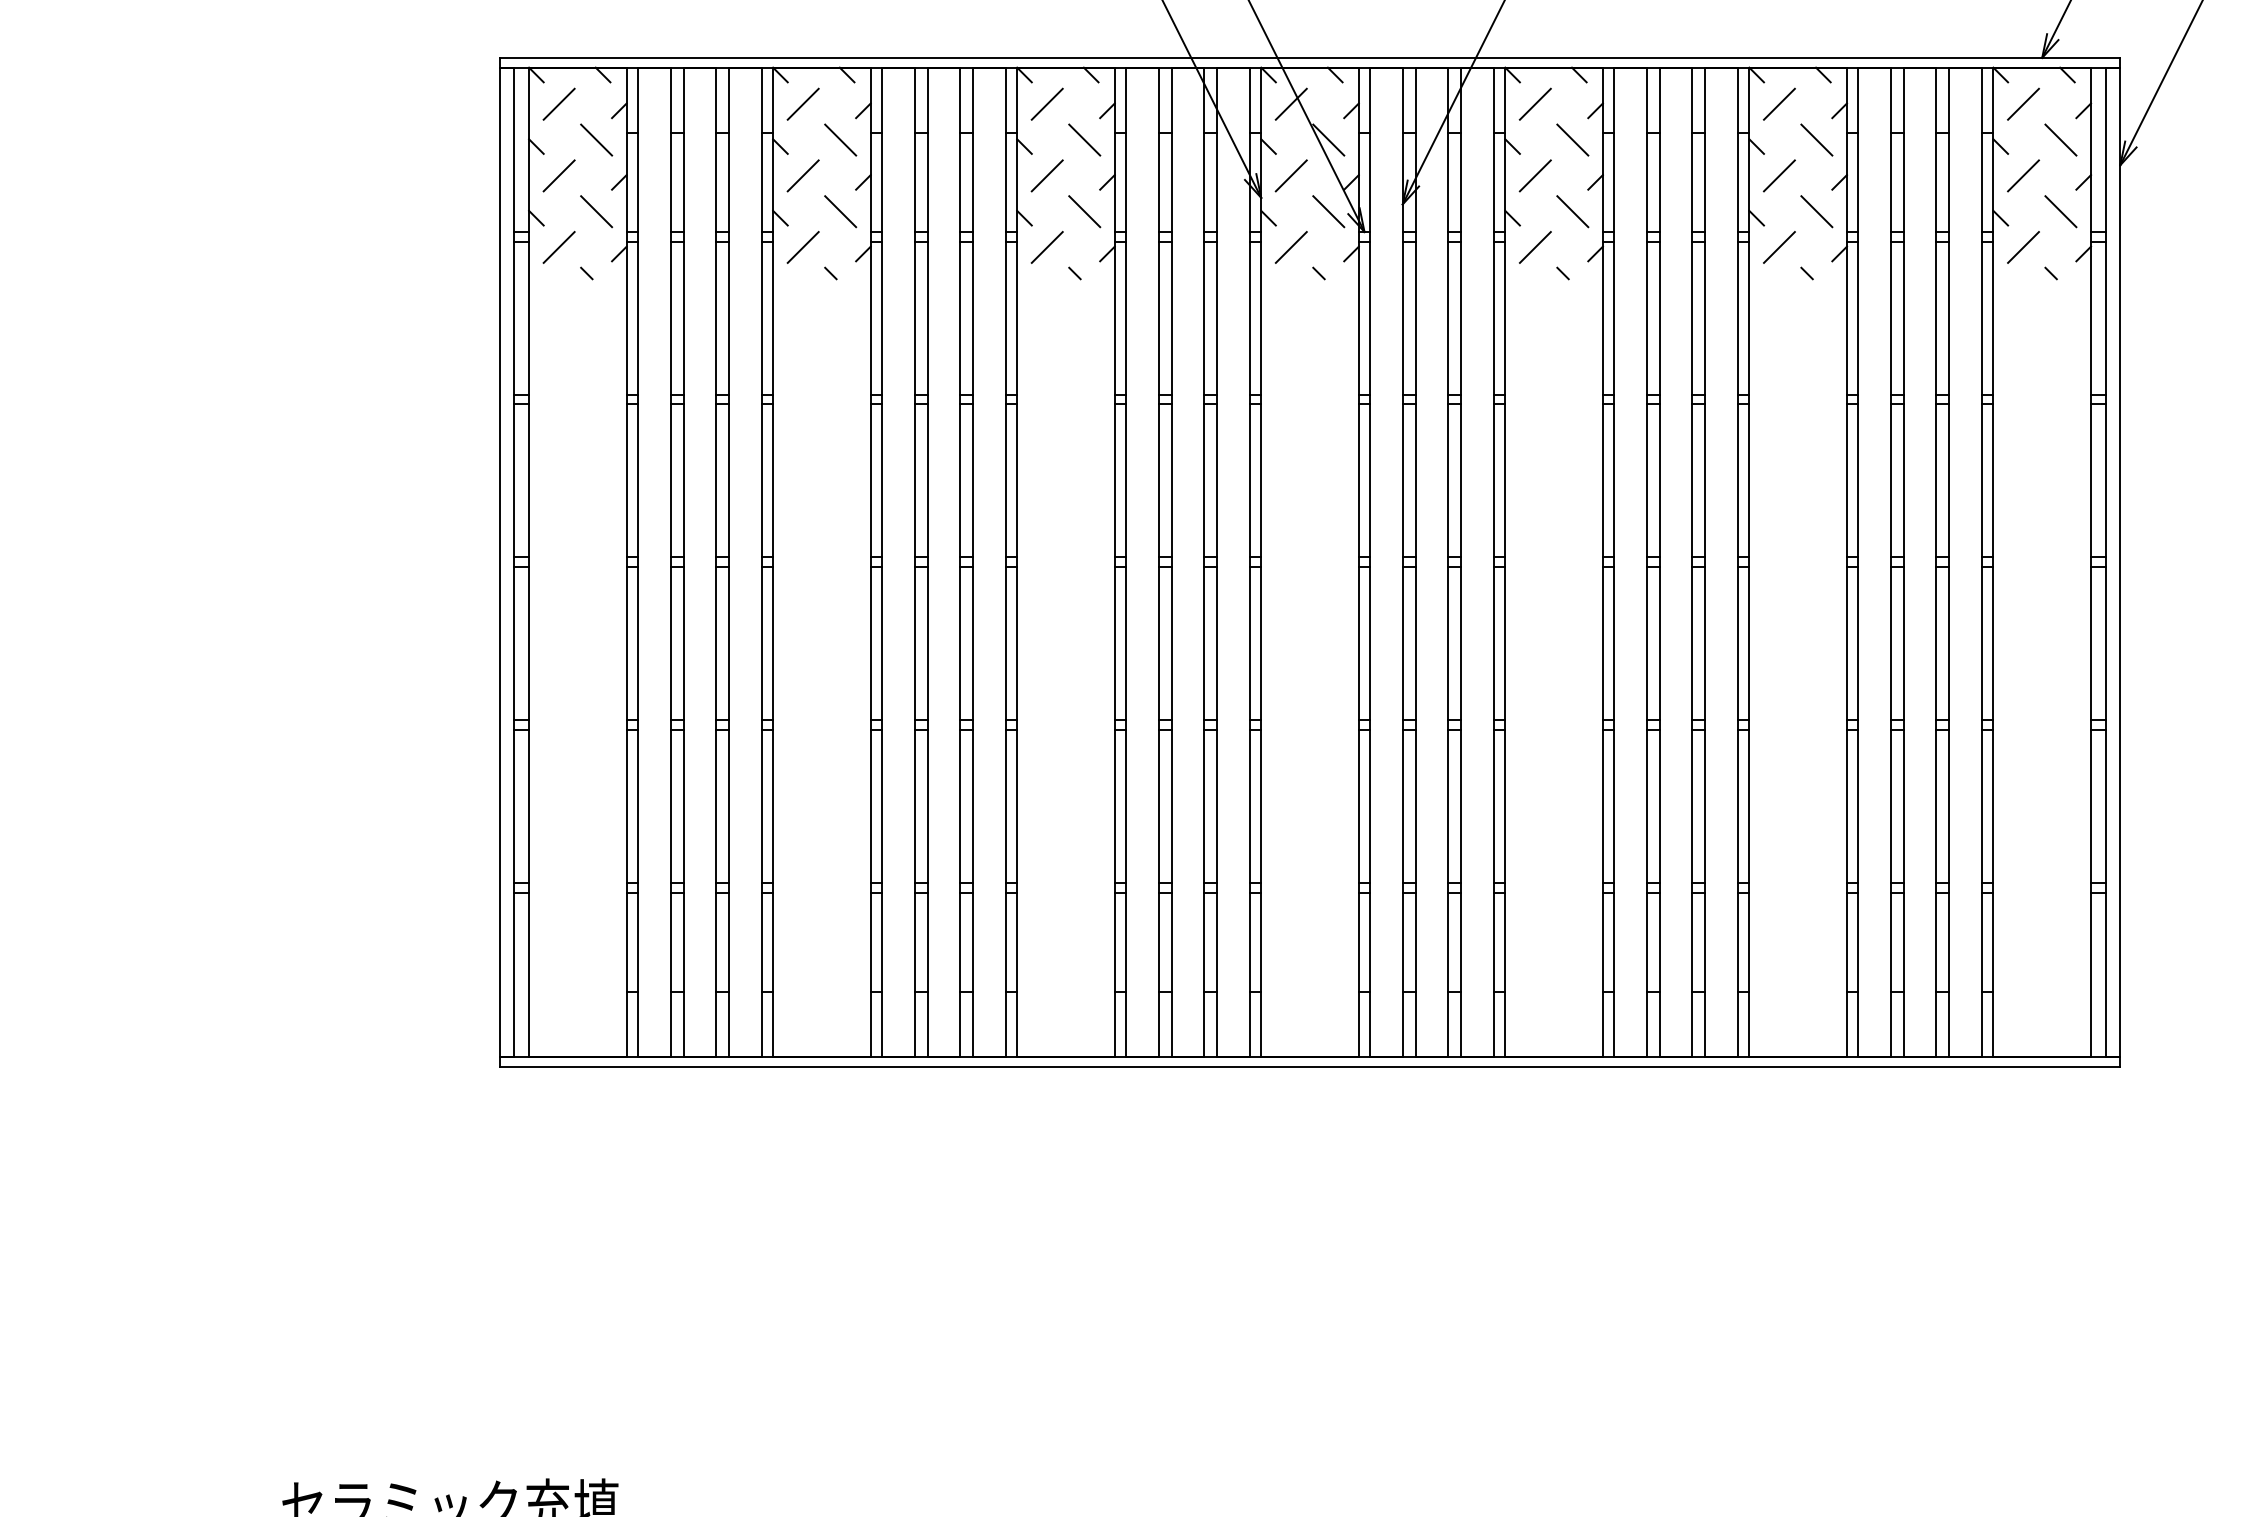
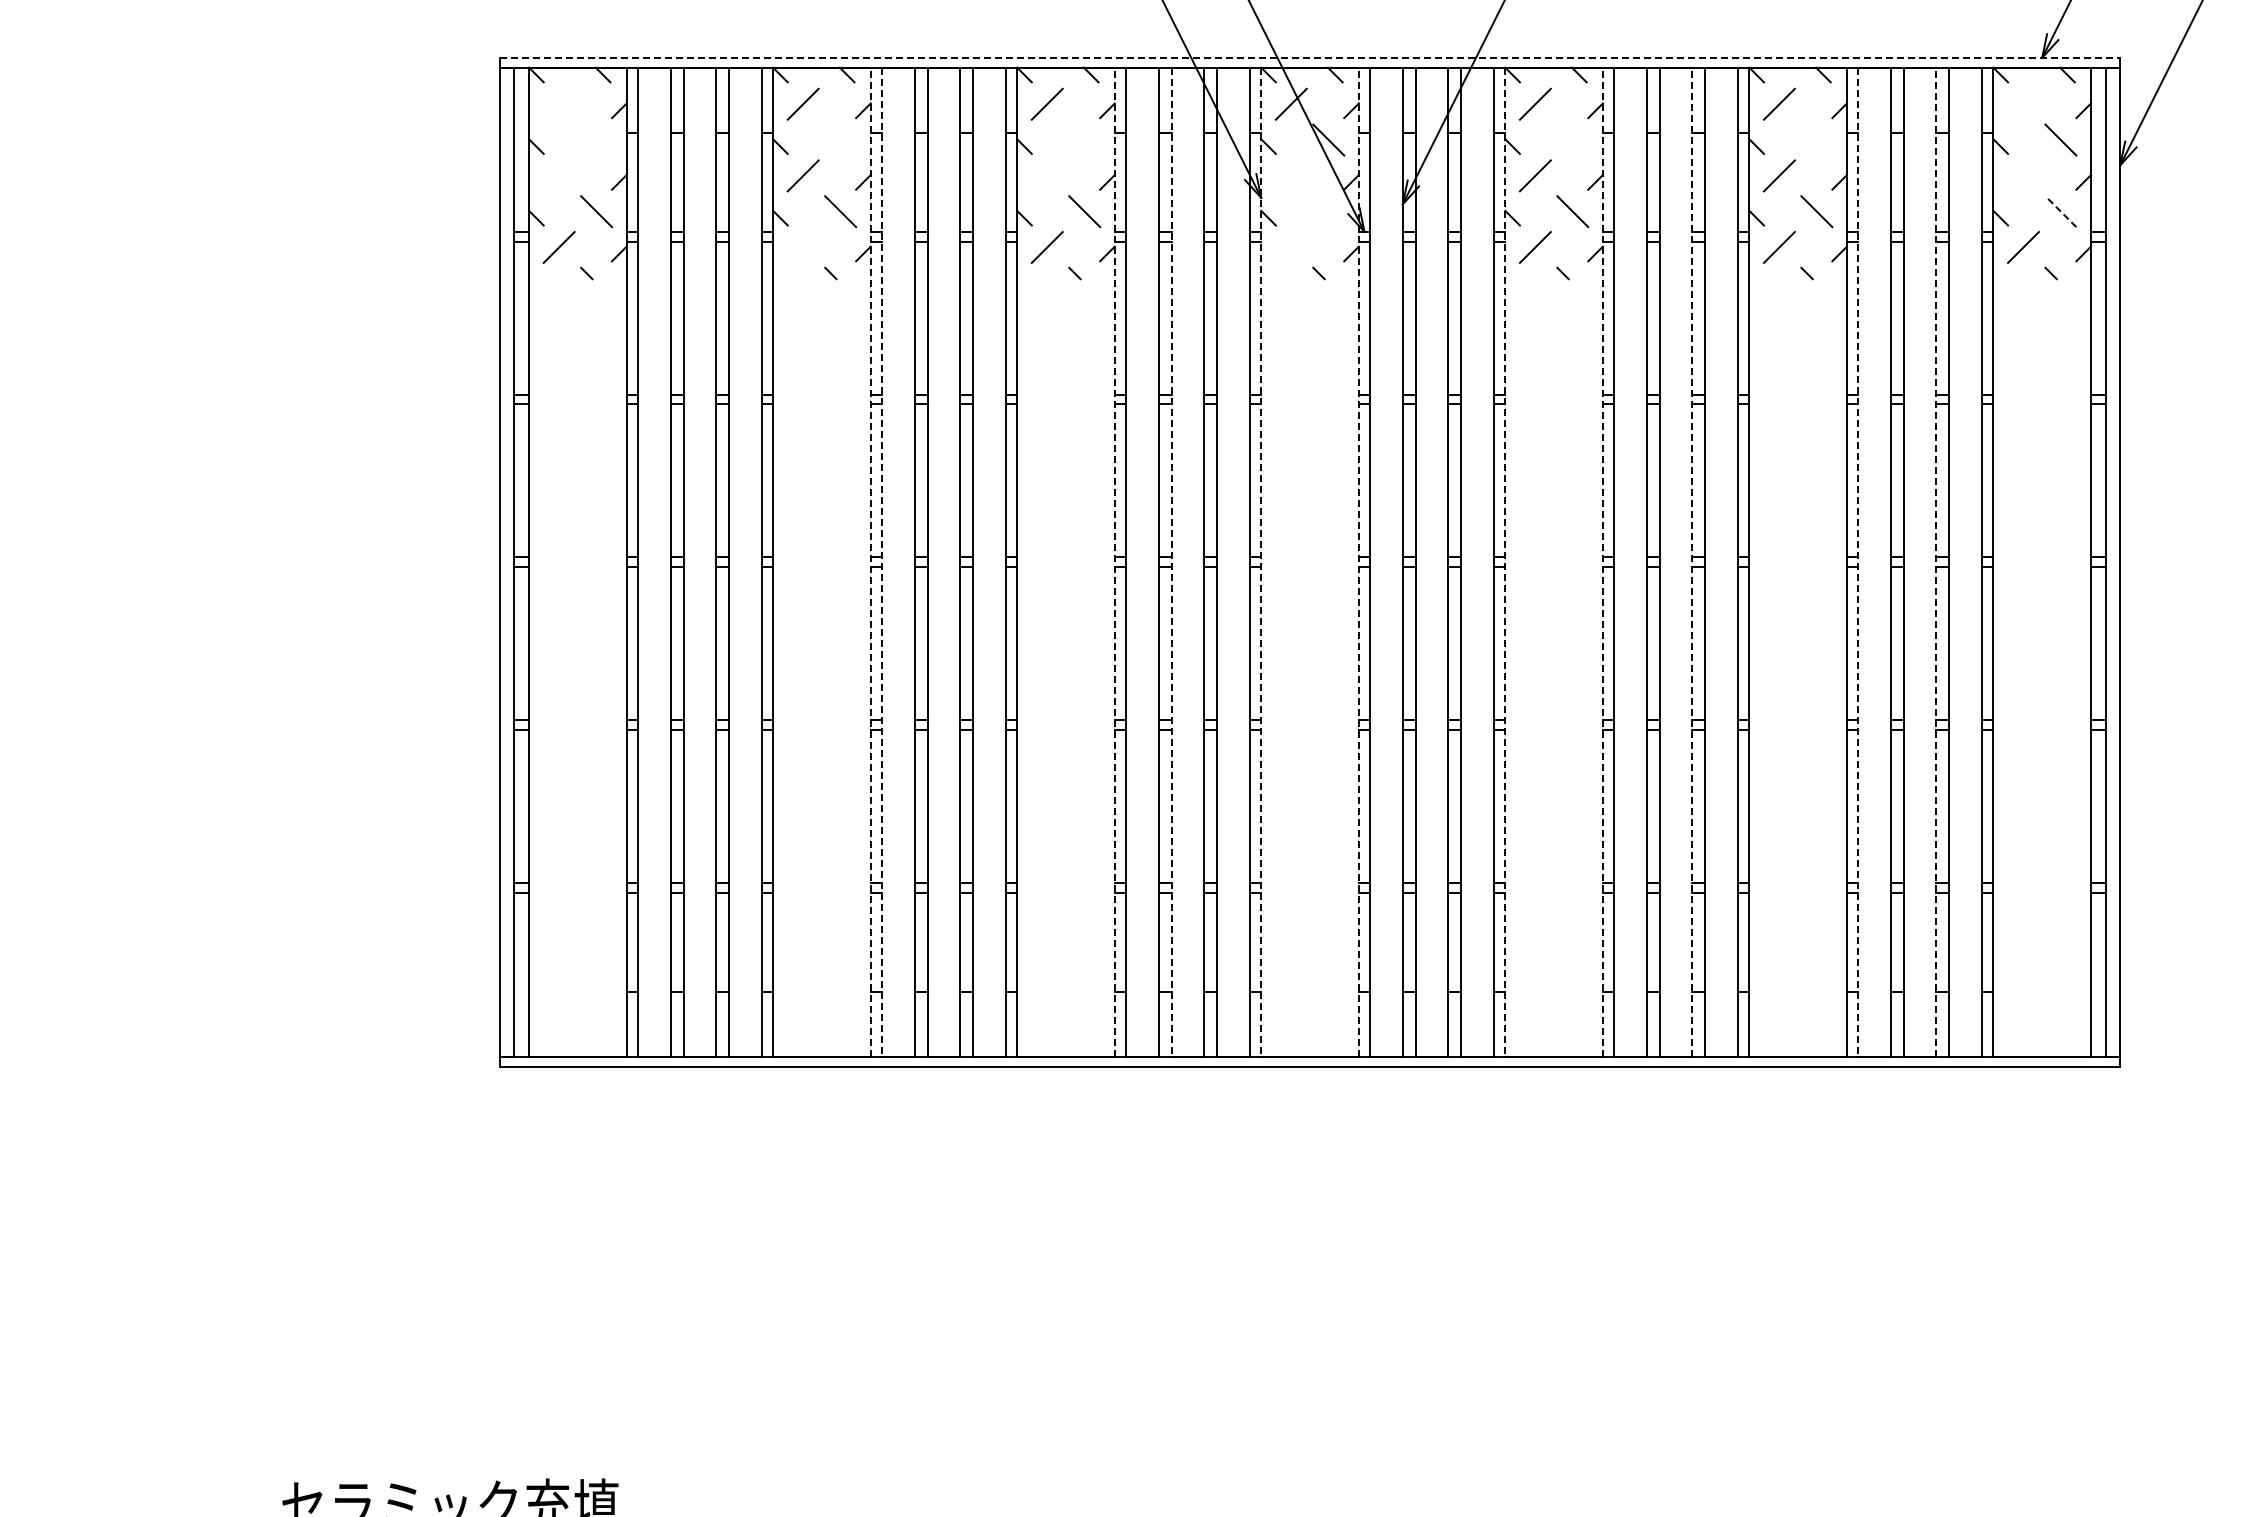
line: solid -> dashed (1310, 57)
line: present -> none (558, 103)
line: present -> none (2023, 103)
line: present -> none (596, 139)
line: present -> none (840, 139)
line: present -> none (1084, 139)
line: present -> none (1572, 139)
line: present -> none (1816, 139)
line: present -> none (558, 175)
line: present -> none (1046, 175)
line: present -> none (1290, 175)
line: present -> none (2023, 175)
line: present -> none (1328, 211)
line: solid -> dashed (2060, 211)
line: present -> none (802, 247)
line: present -> none (1290, 247)
line: solid -> dashed (870, 562)
line: solid -> dashed (882, 562)
line: solid -> dashed (1114, 562)
line: solid -> dashed (1171, 562)
line: solid -> dashed (1261, 562)
line: solid -> dashed (1358, 562)
line: solid -> dashed (1505, 562)
line: solid -> dashed (1602, 562)
line: solid -> dashed (1692, 562)
line: solid -> dashed (1858, 562)
line: solid -> dashed (1936, 562)
